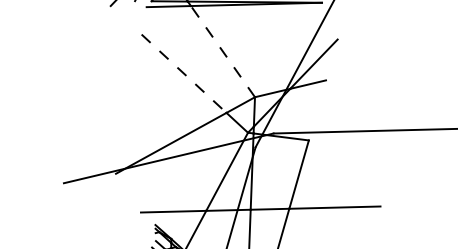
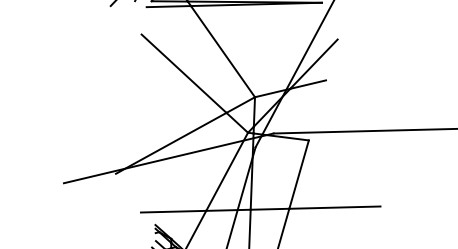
line: dashed -> solid (222, 51)
line: dashed -> solid (184, 73)
